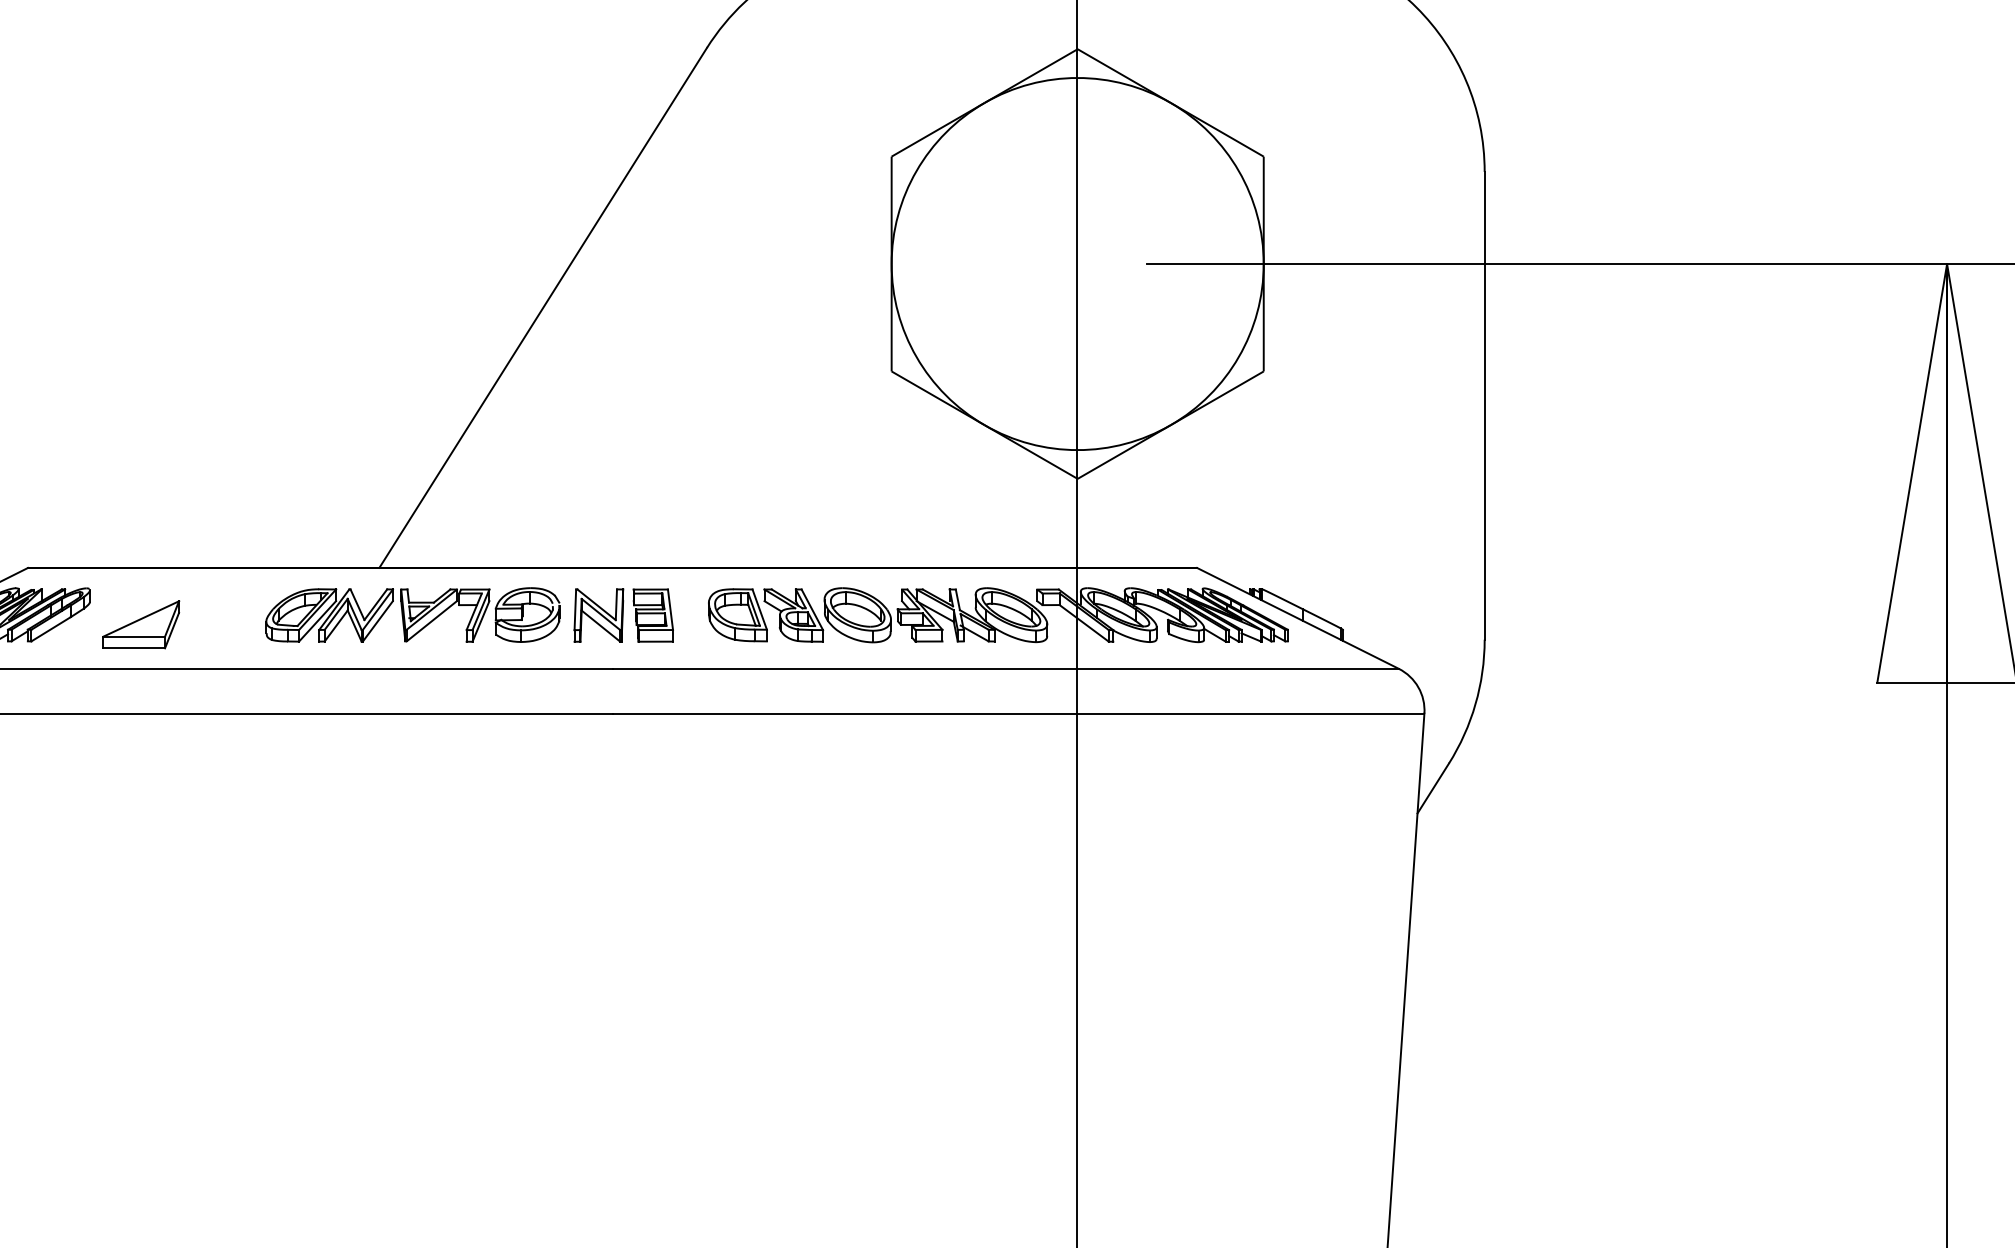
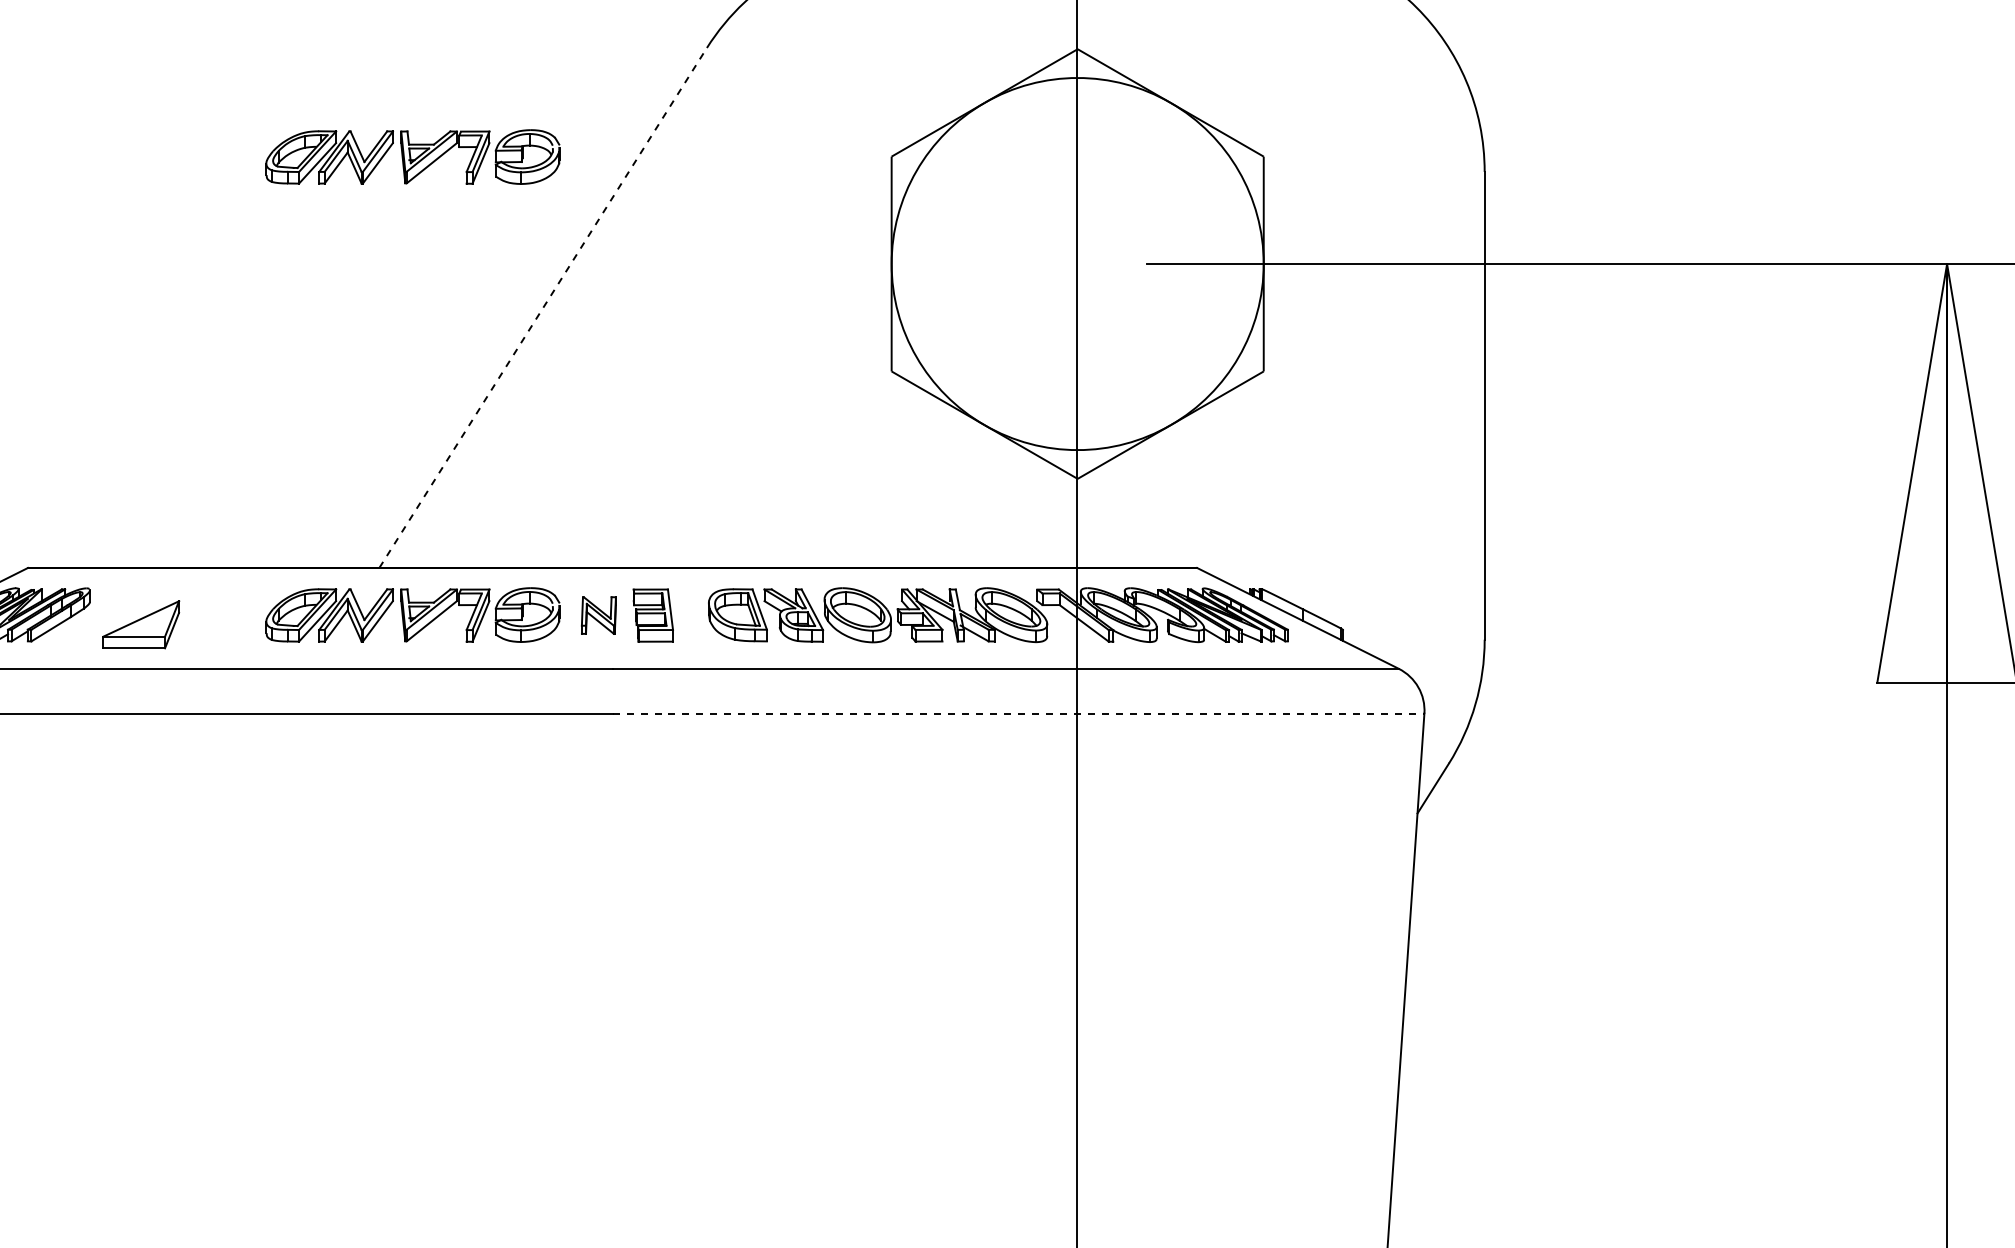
part: none -> present (412, 156)
line: solid -> dashed (543, 307)
part size: 52x55 px -> 36x39 px (598, 615)
line: solid -> dashed (1018, 713)
